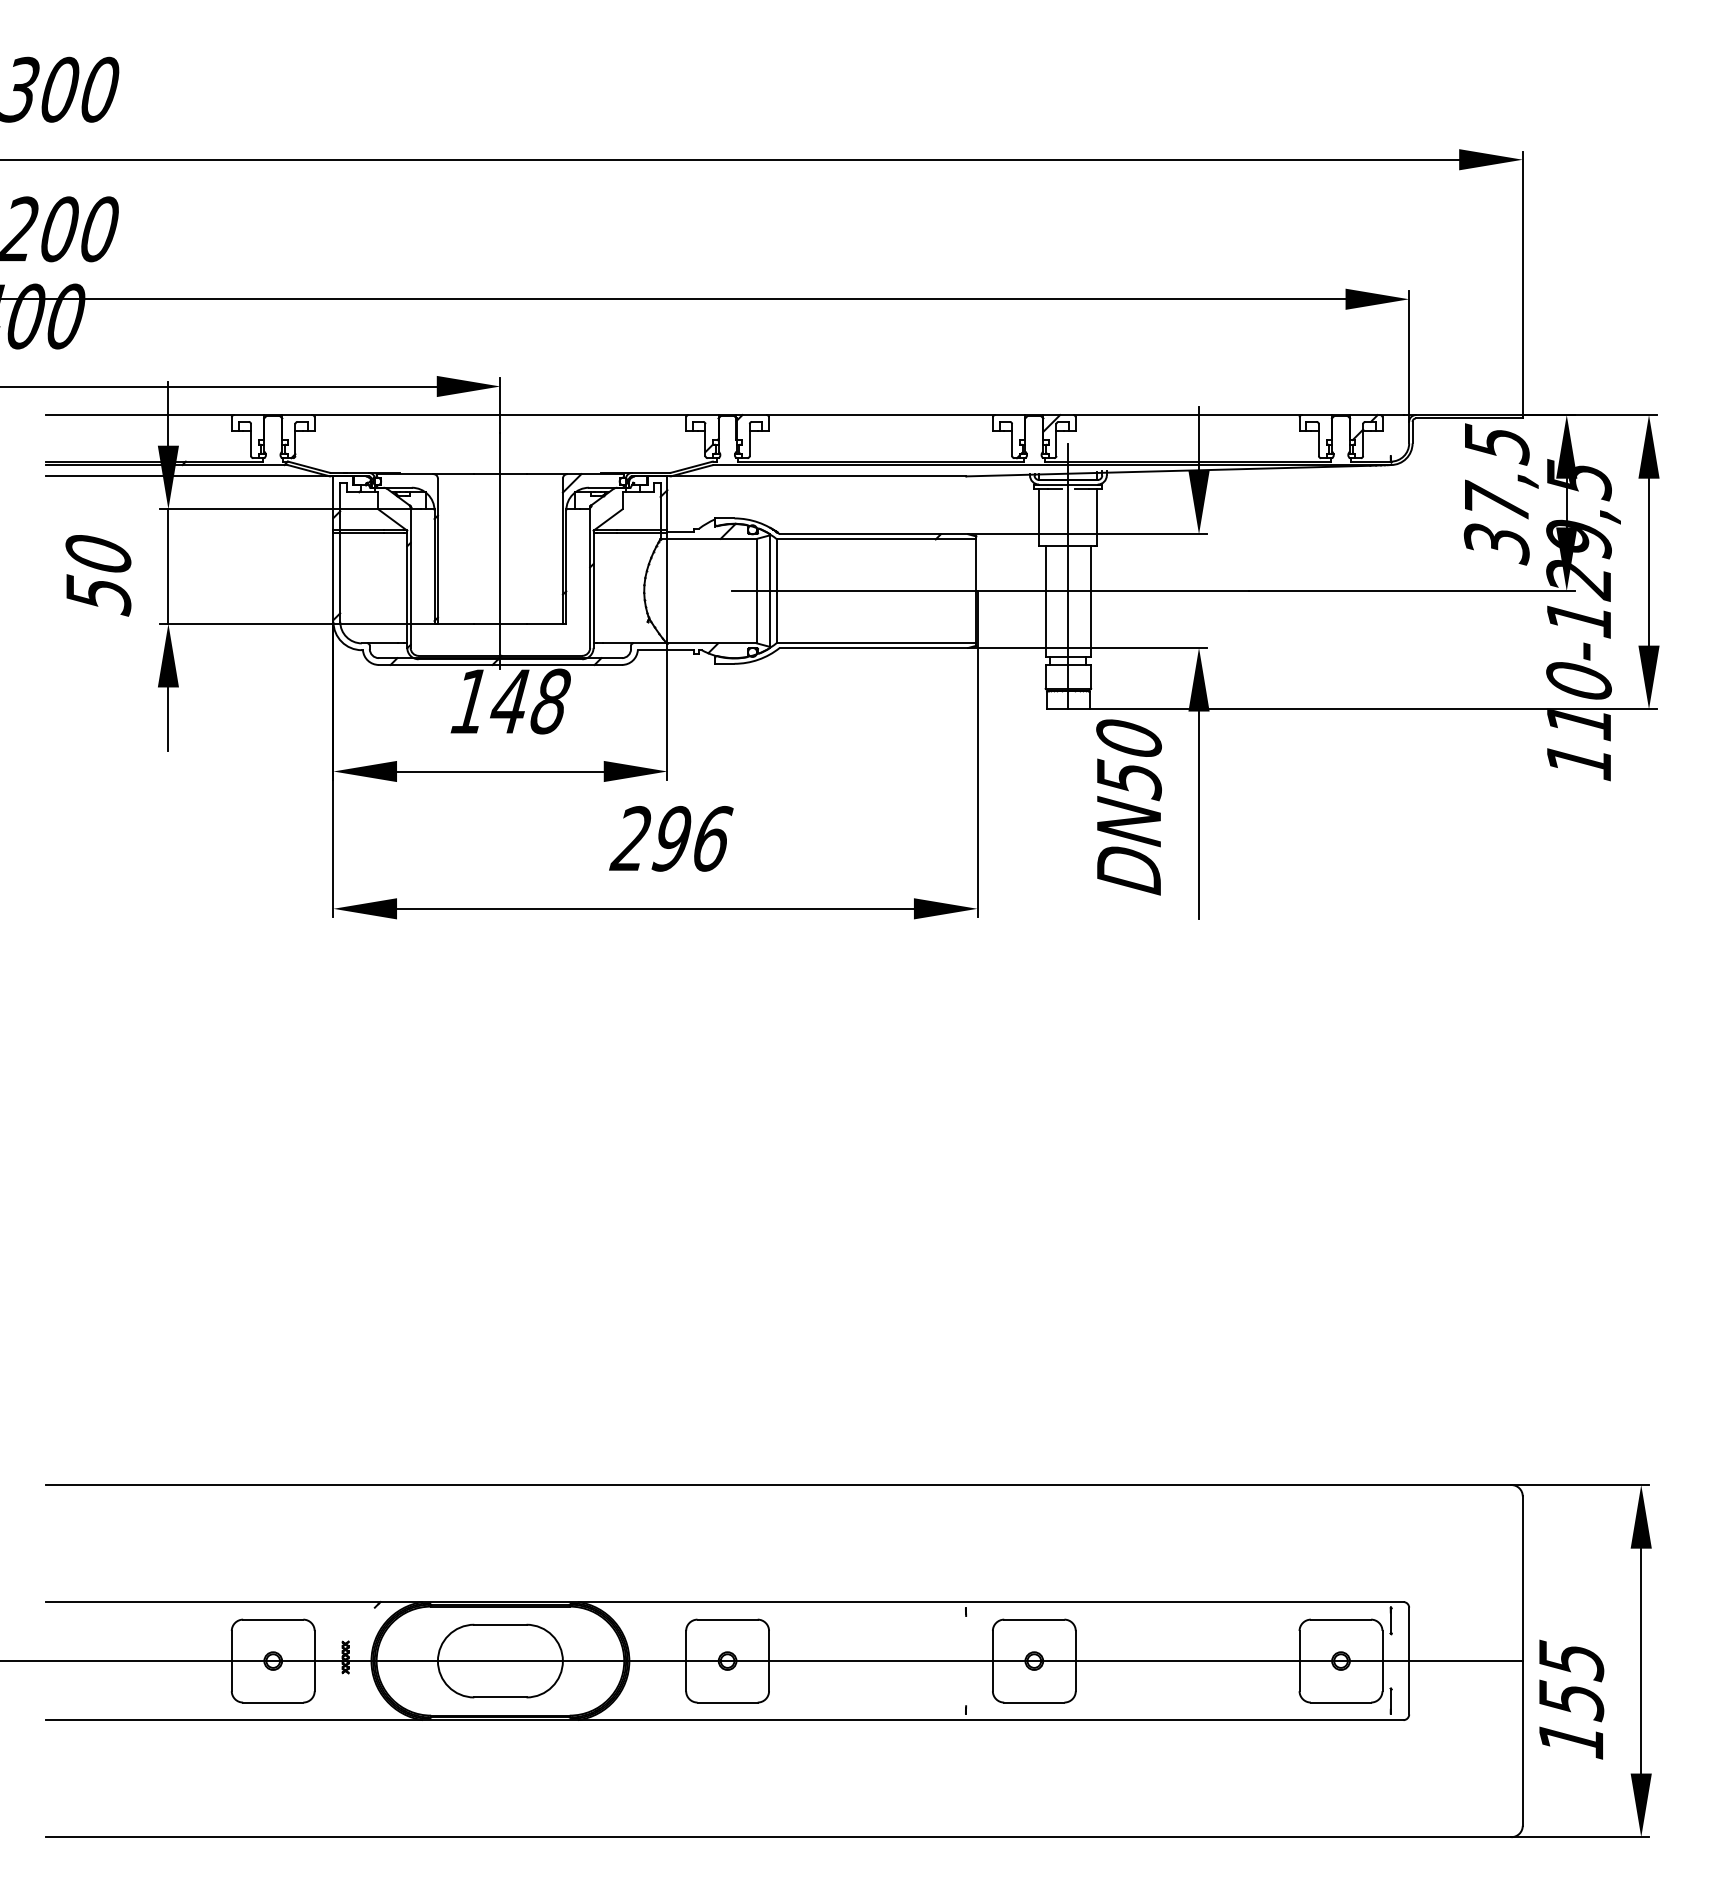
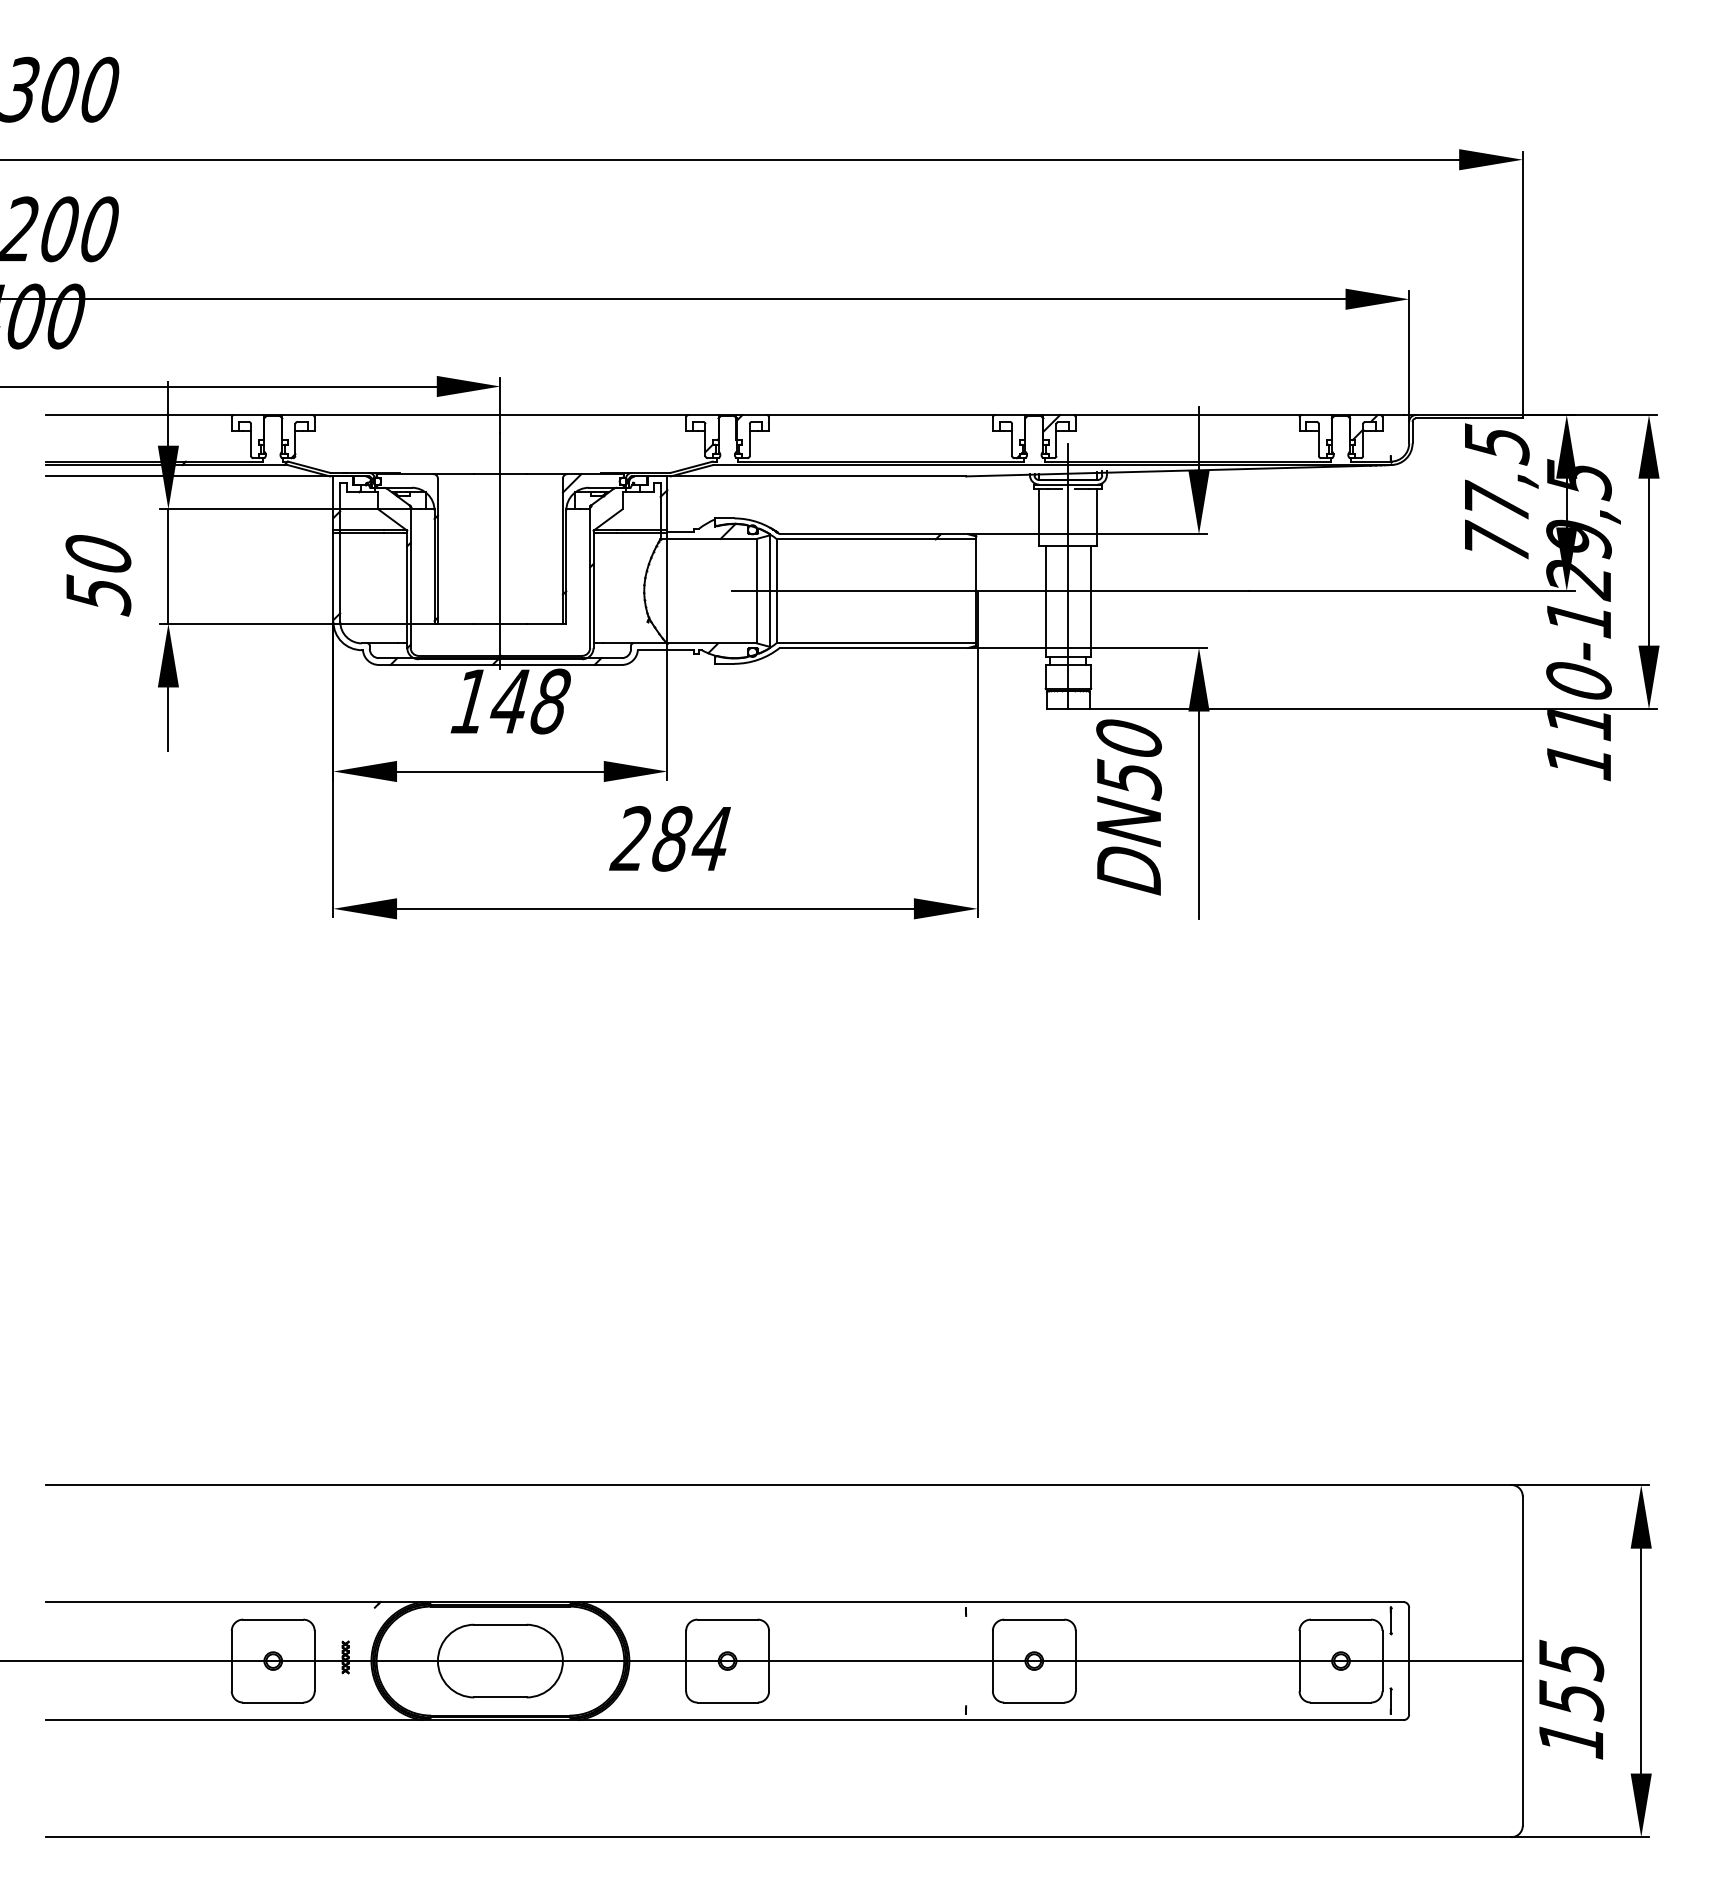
text: 37,5 -> 77,5 (1496, 542)
text: 296 -> 284 (692, 838)
